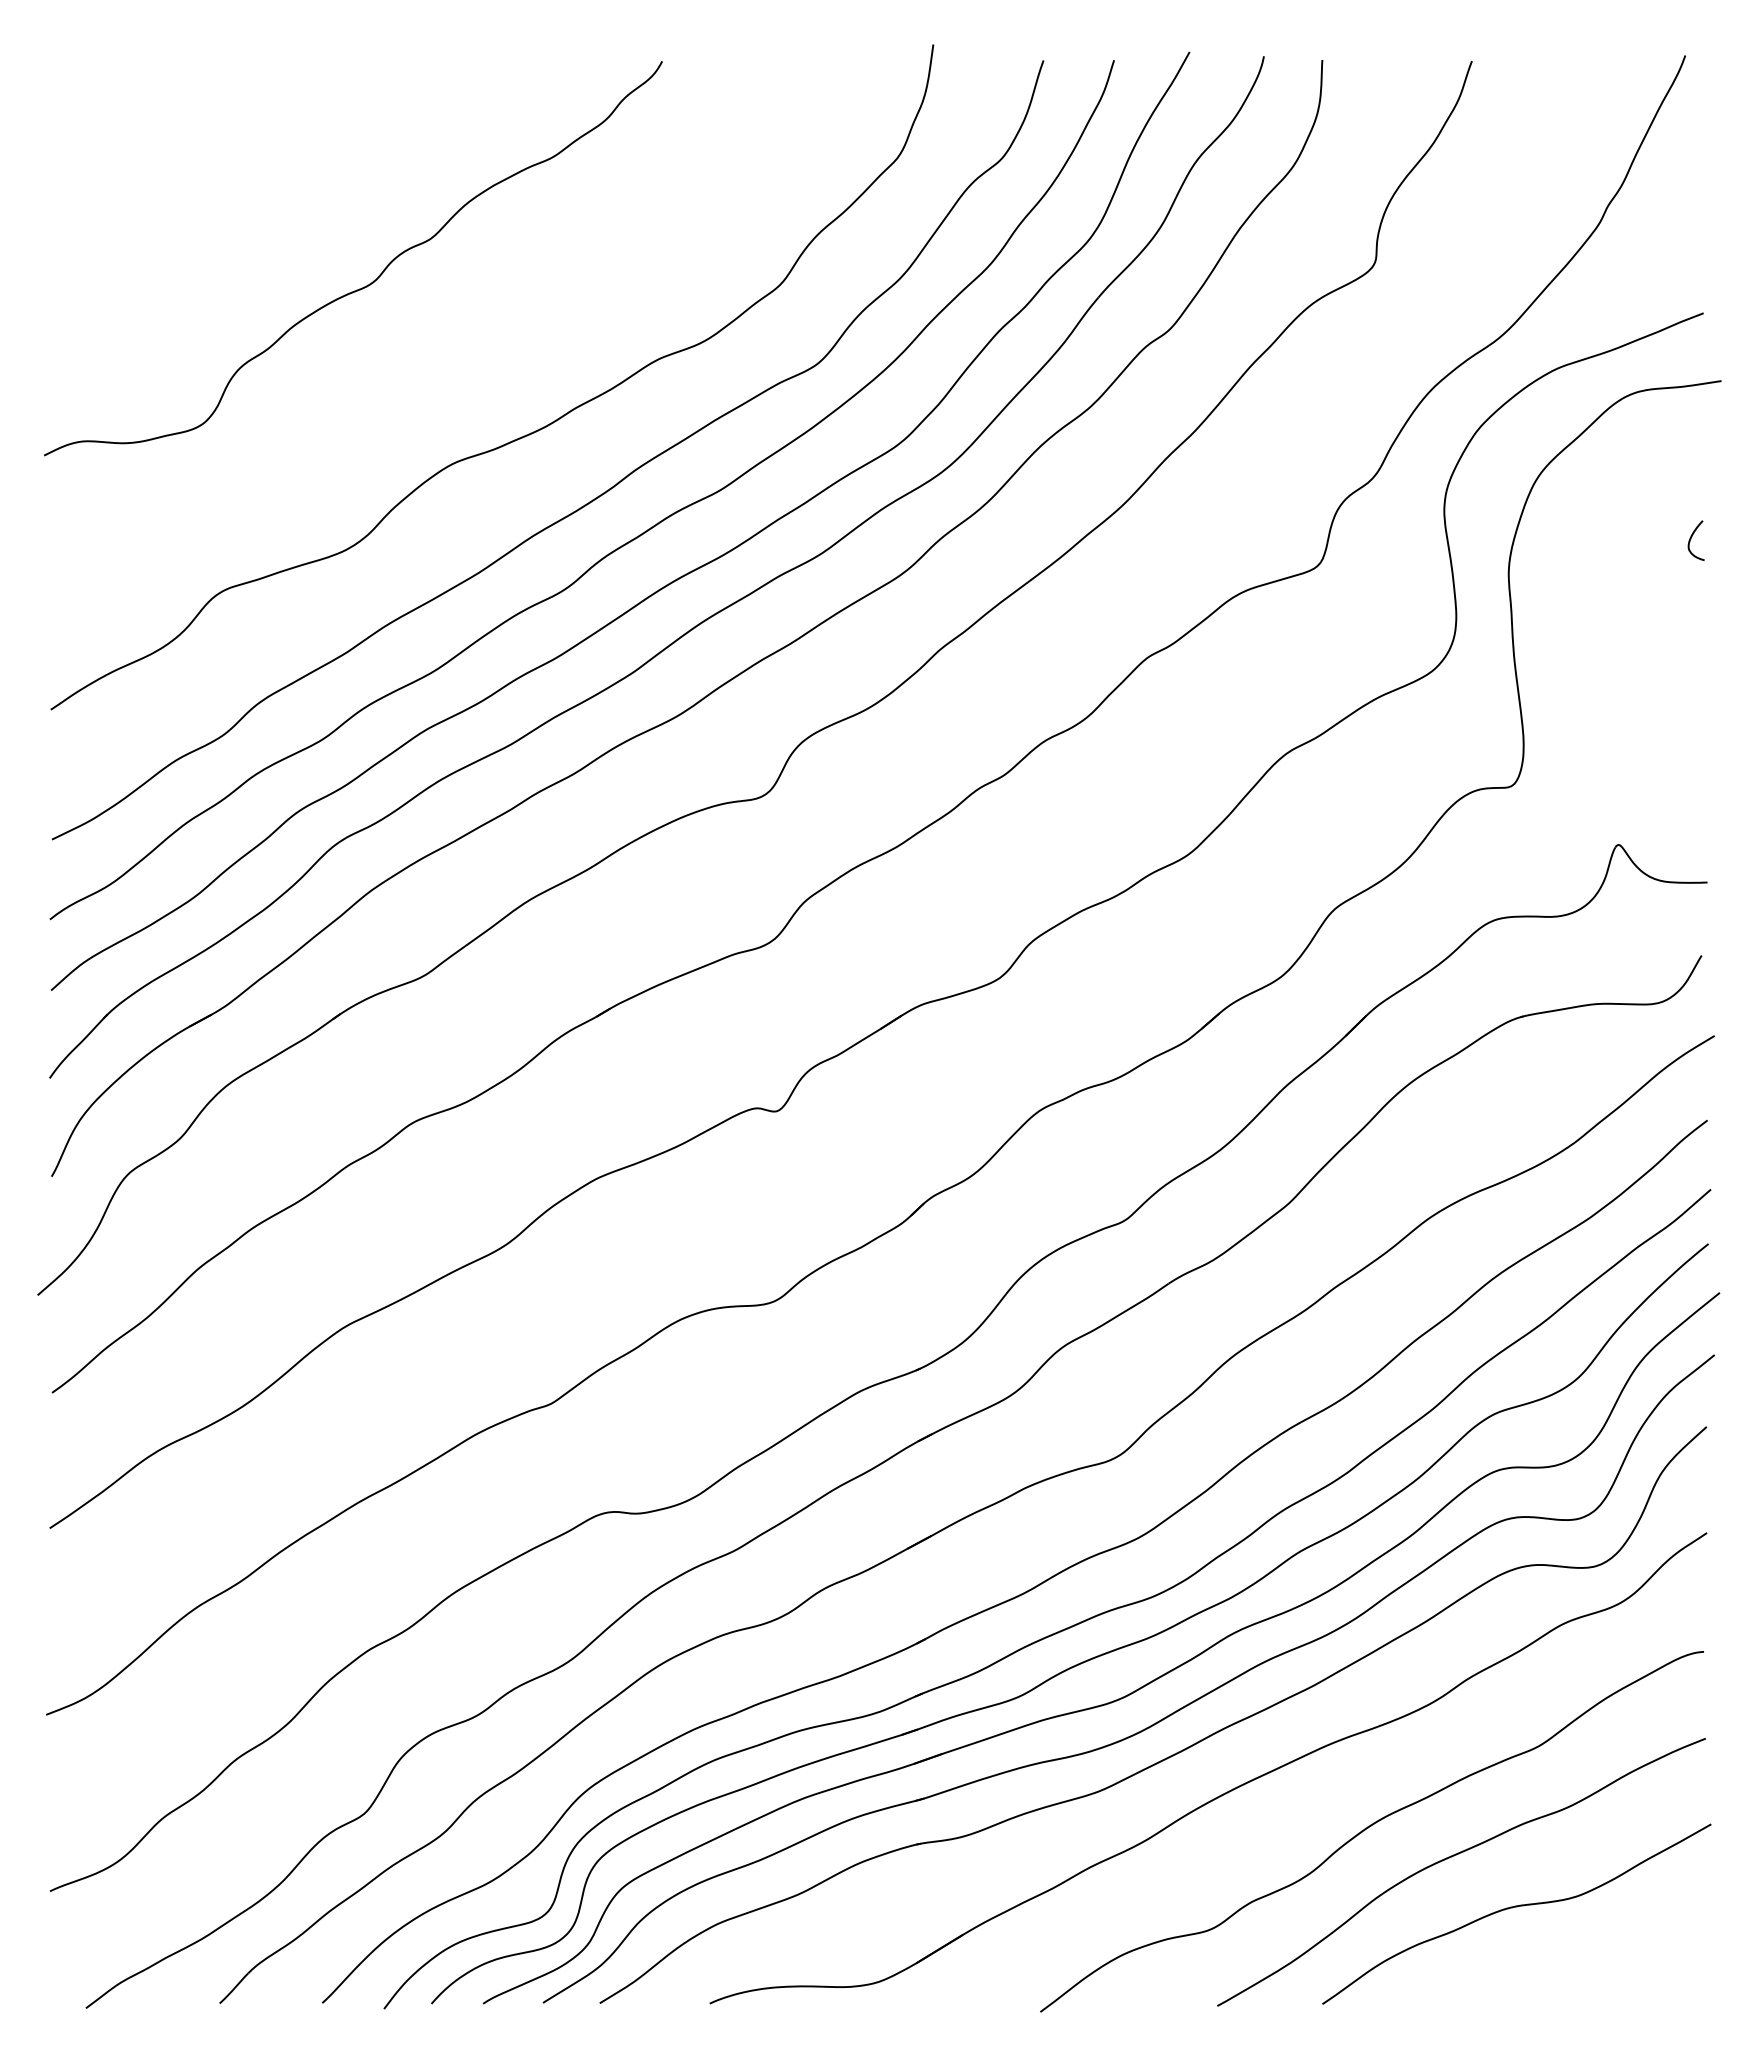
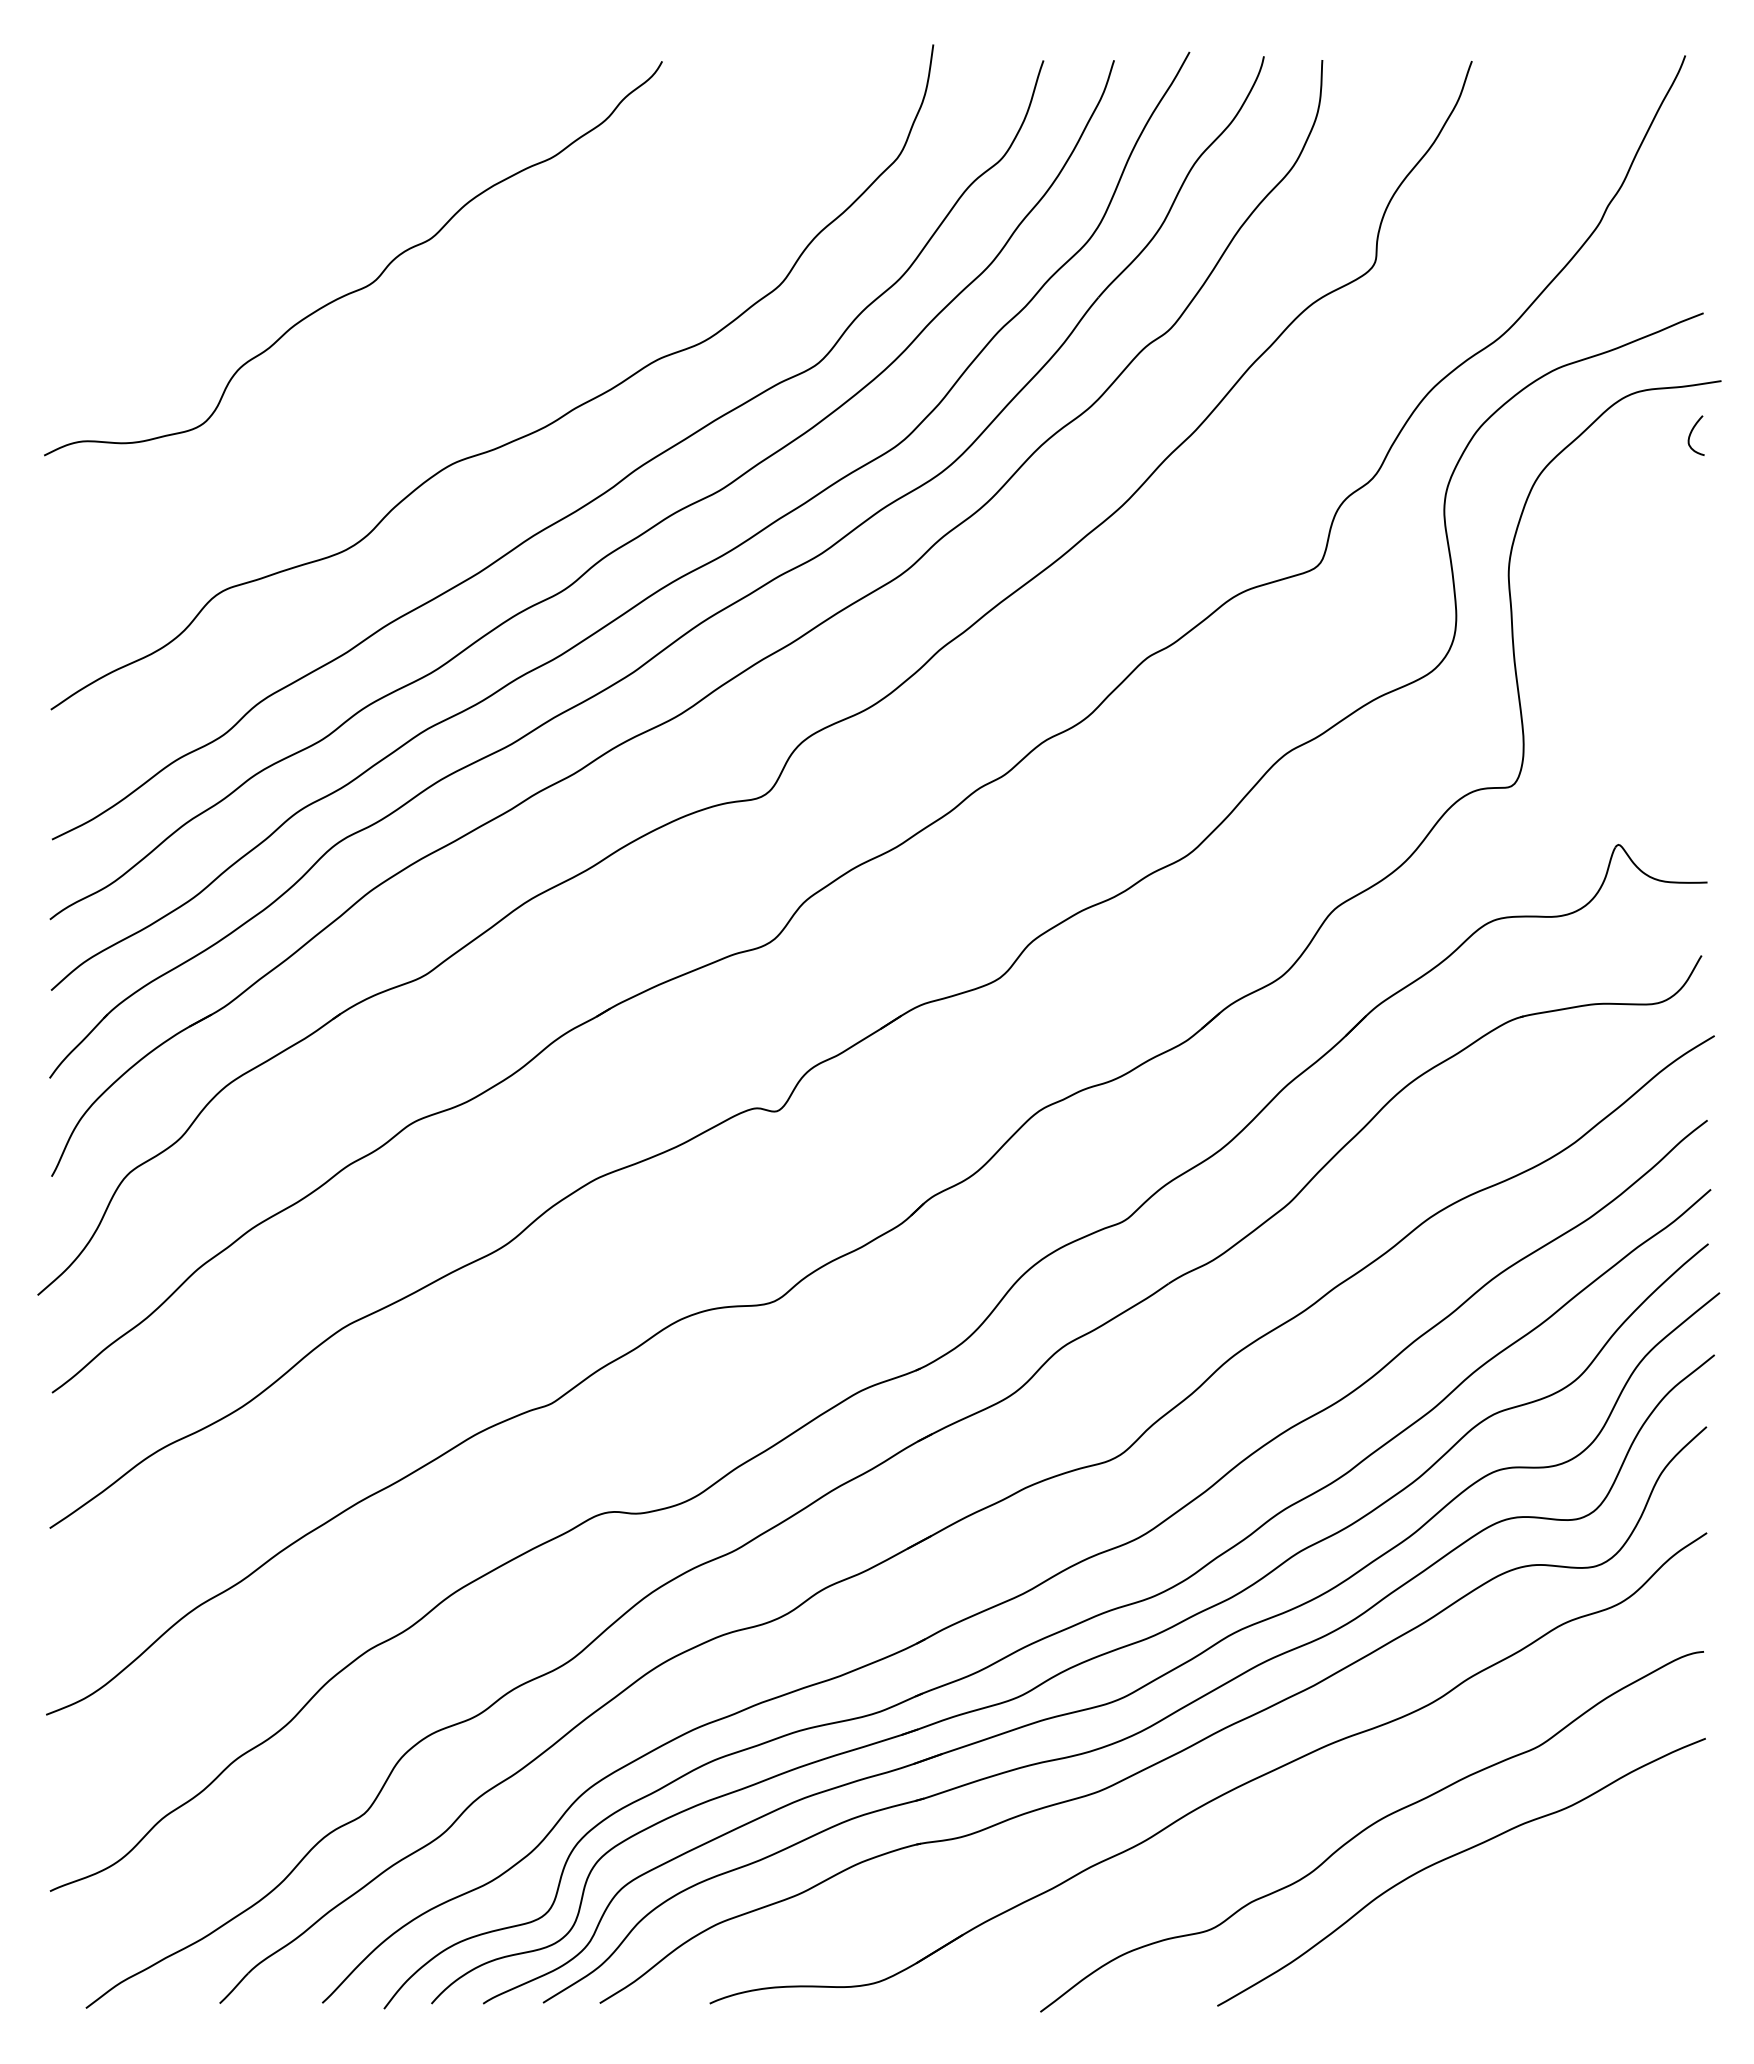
curve position: (1691, 539) -> (1691, 434) (1691, 434)
curve: present -> none (1516, 1907)
